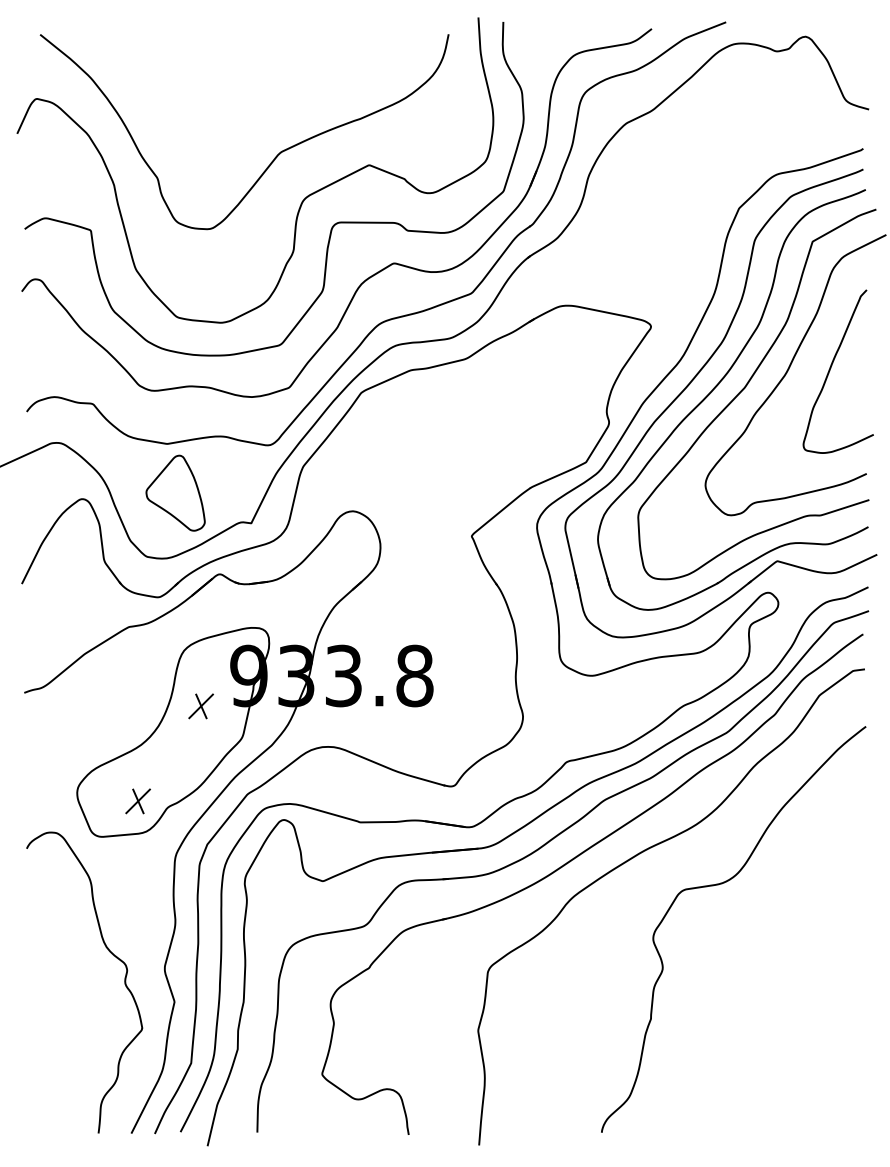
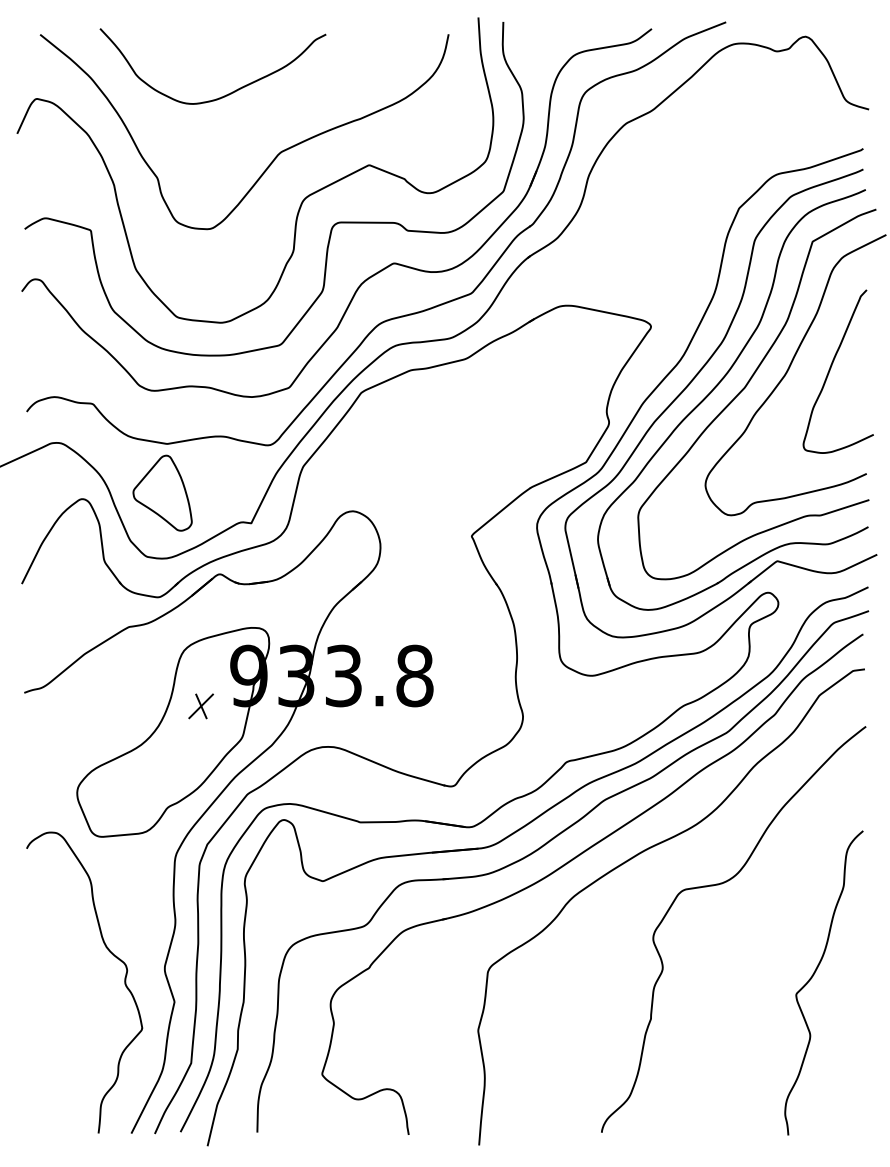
curve: none -> present (226, 94)
part position: (175, 492) -> (162, 492) (162, 492)
part: present -> none (137, 801)
curve: none -> present (813, 976)
